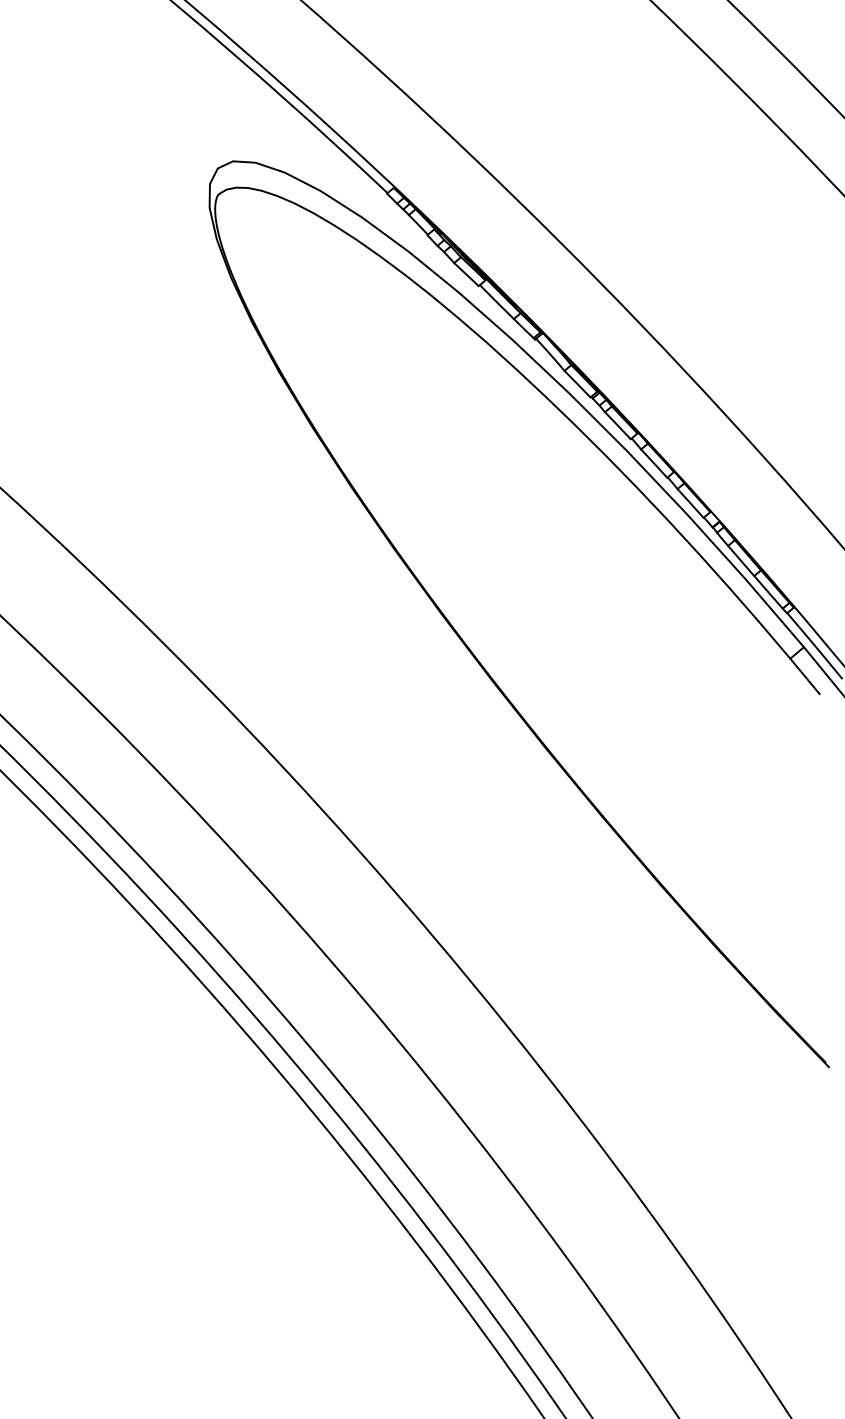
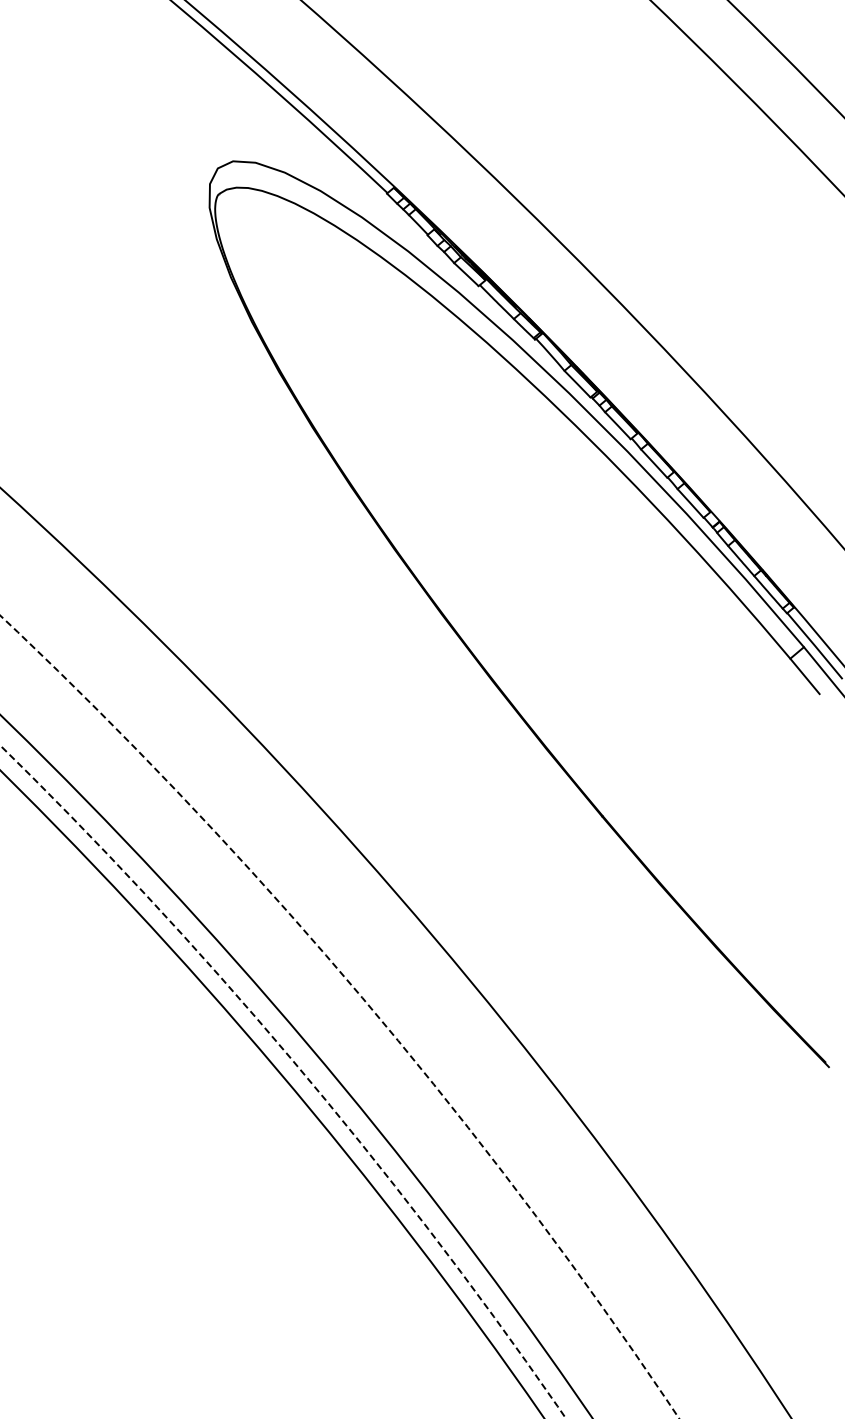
circle: solid -> dashed (339, 1016)
circle: solid -> dashed (282, 1081)
